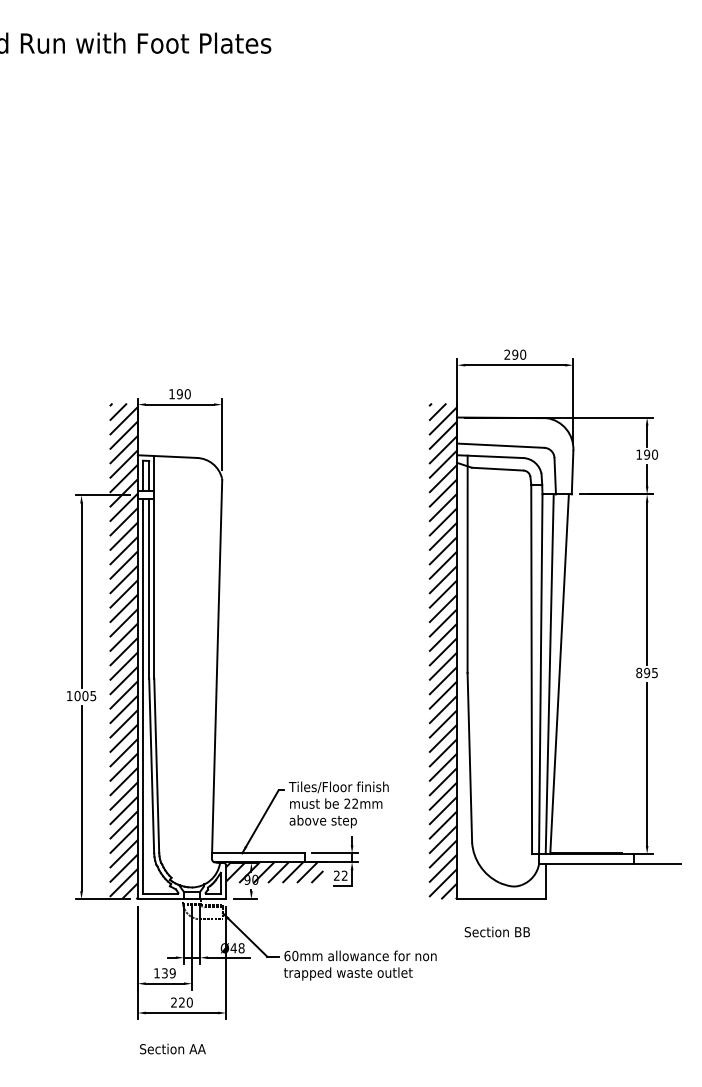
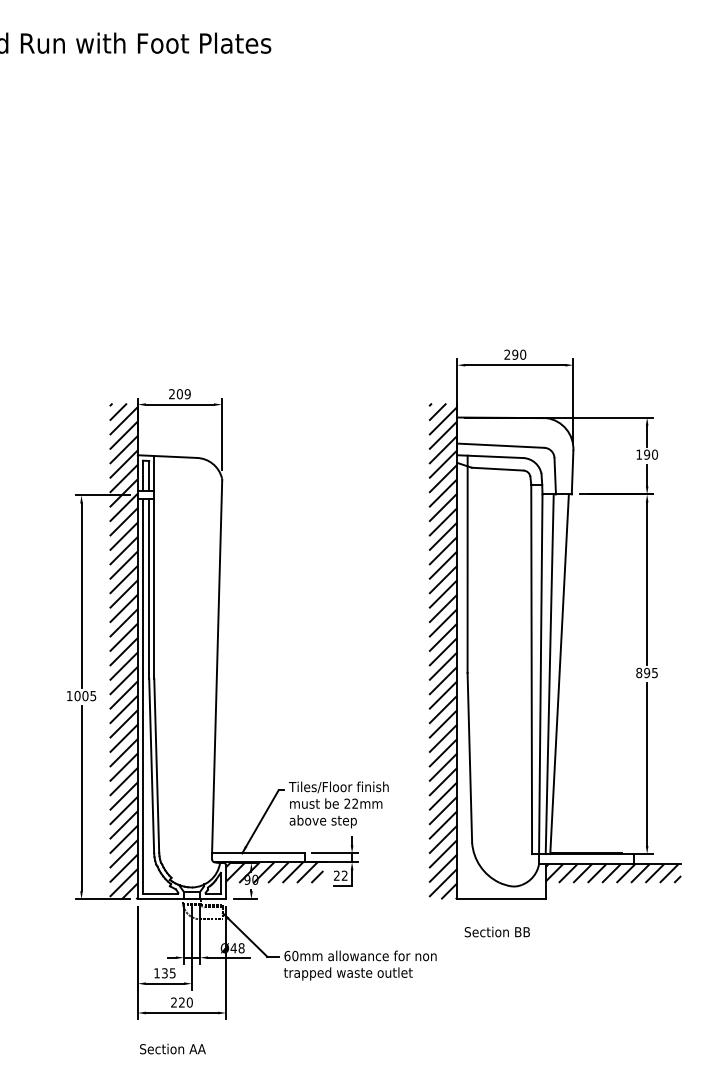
text: 190 -> 209 (179, 394)
hatch: none -> present (613, 873)
text: 139 -> 135 (172, 973)
